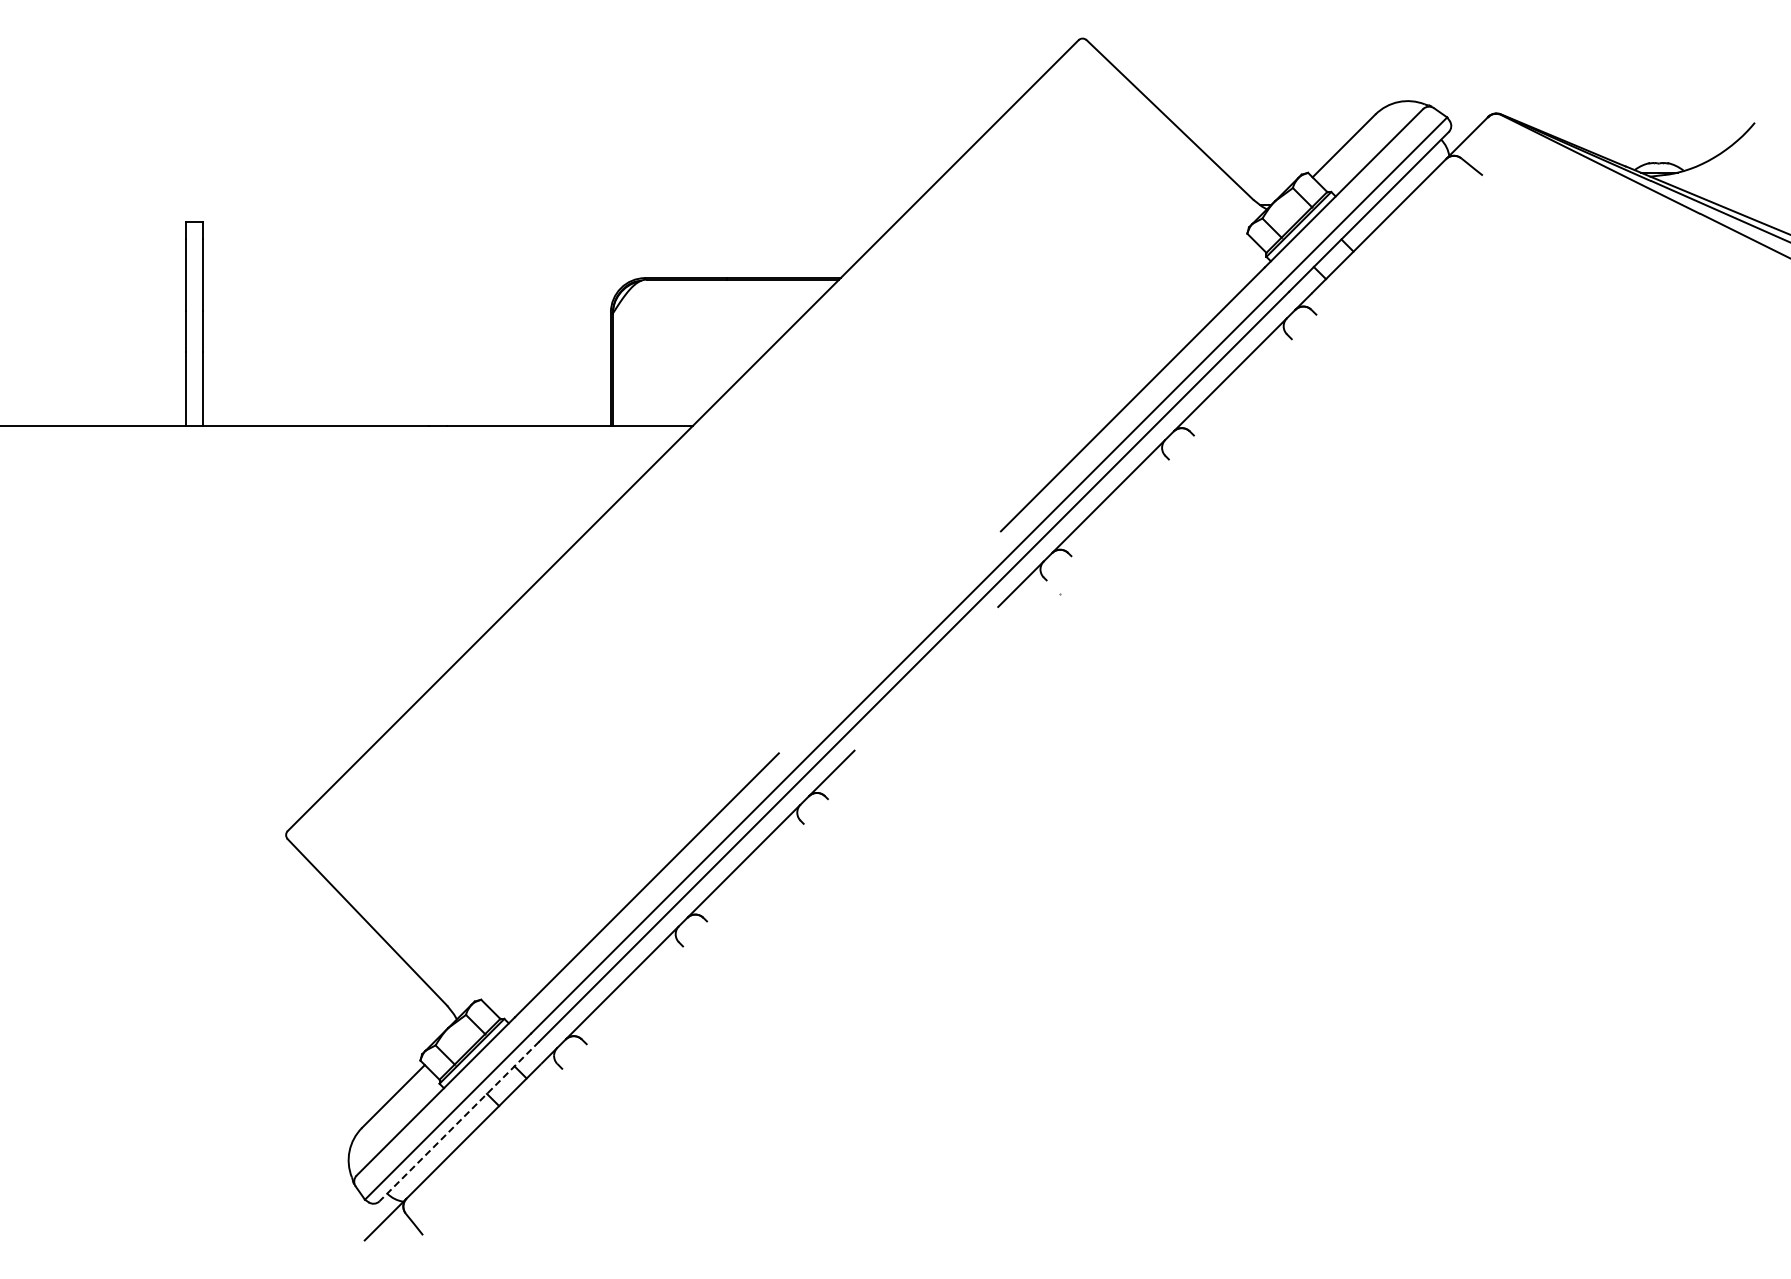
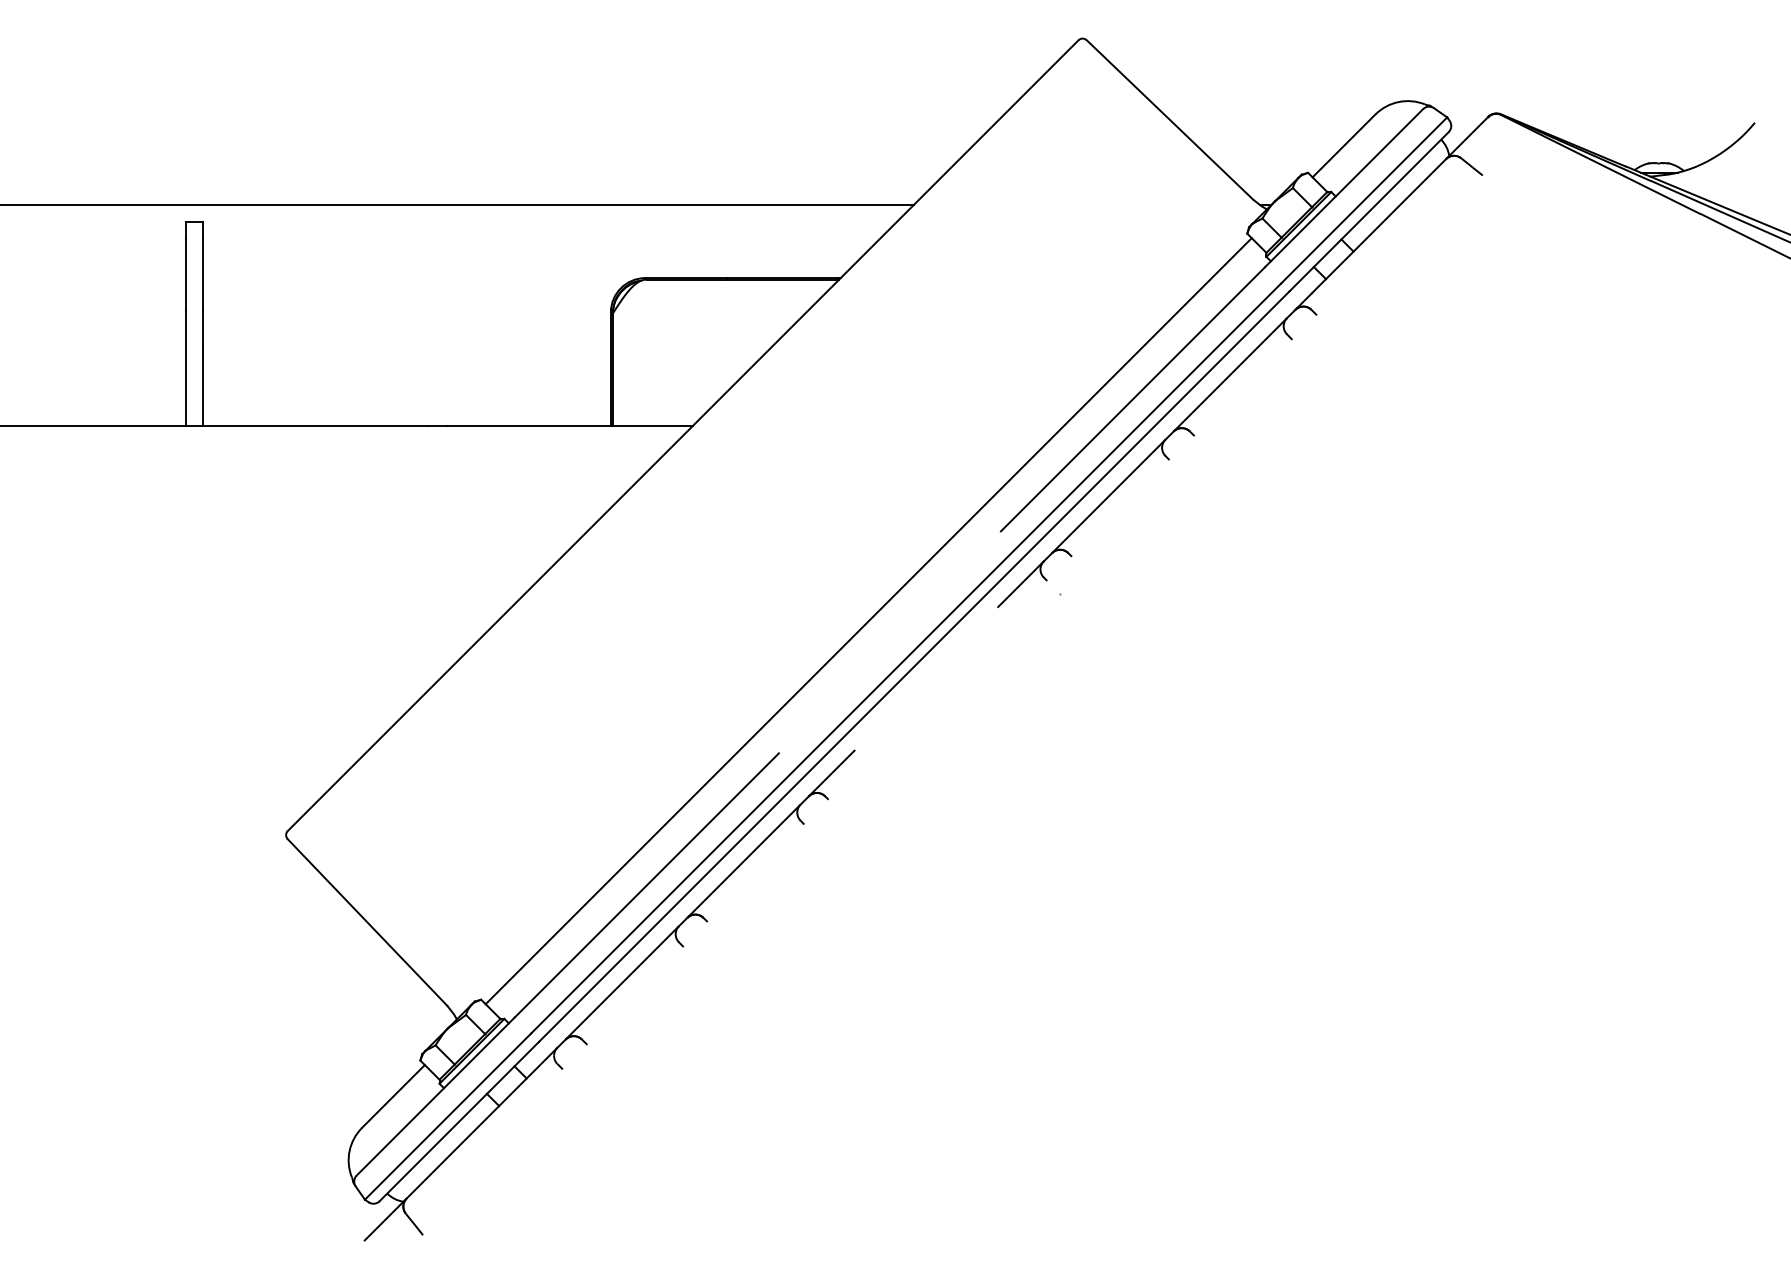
line: none -> present (457, 205)
line: none -> present (868, 621)
line: dashed -> solid (459, 1121)
